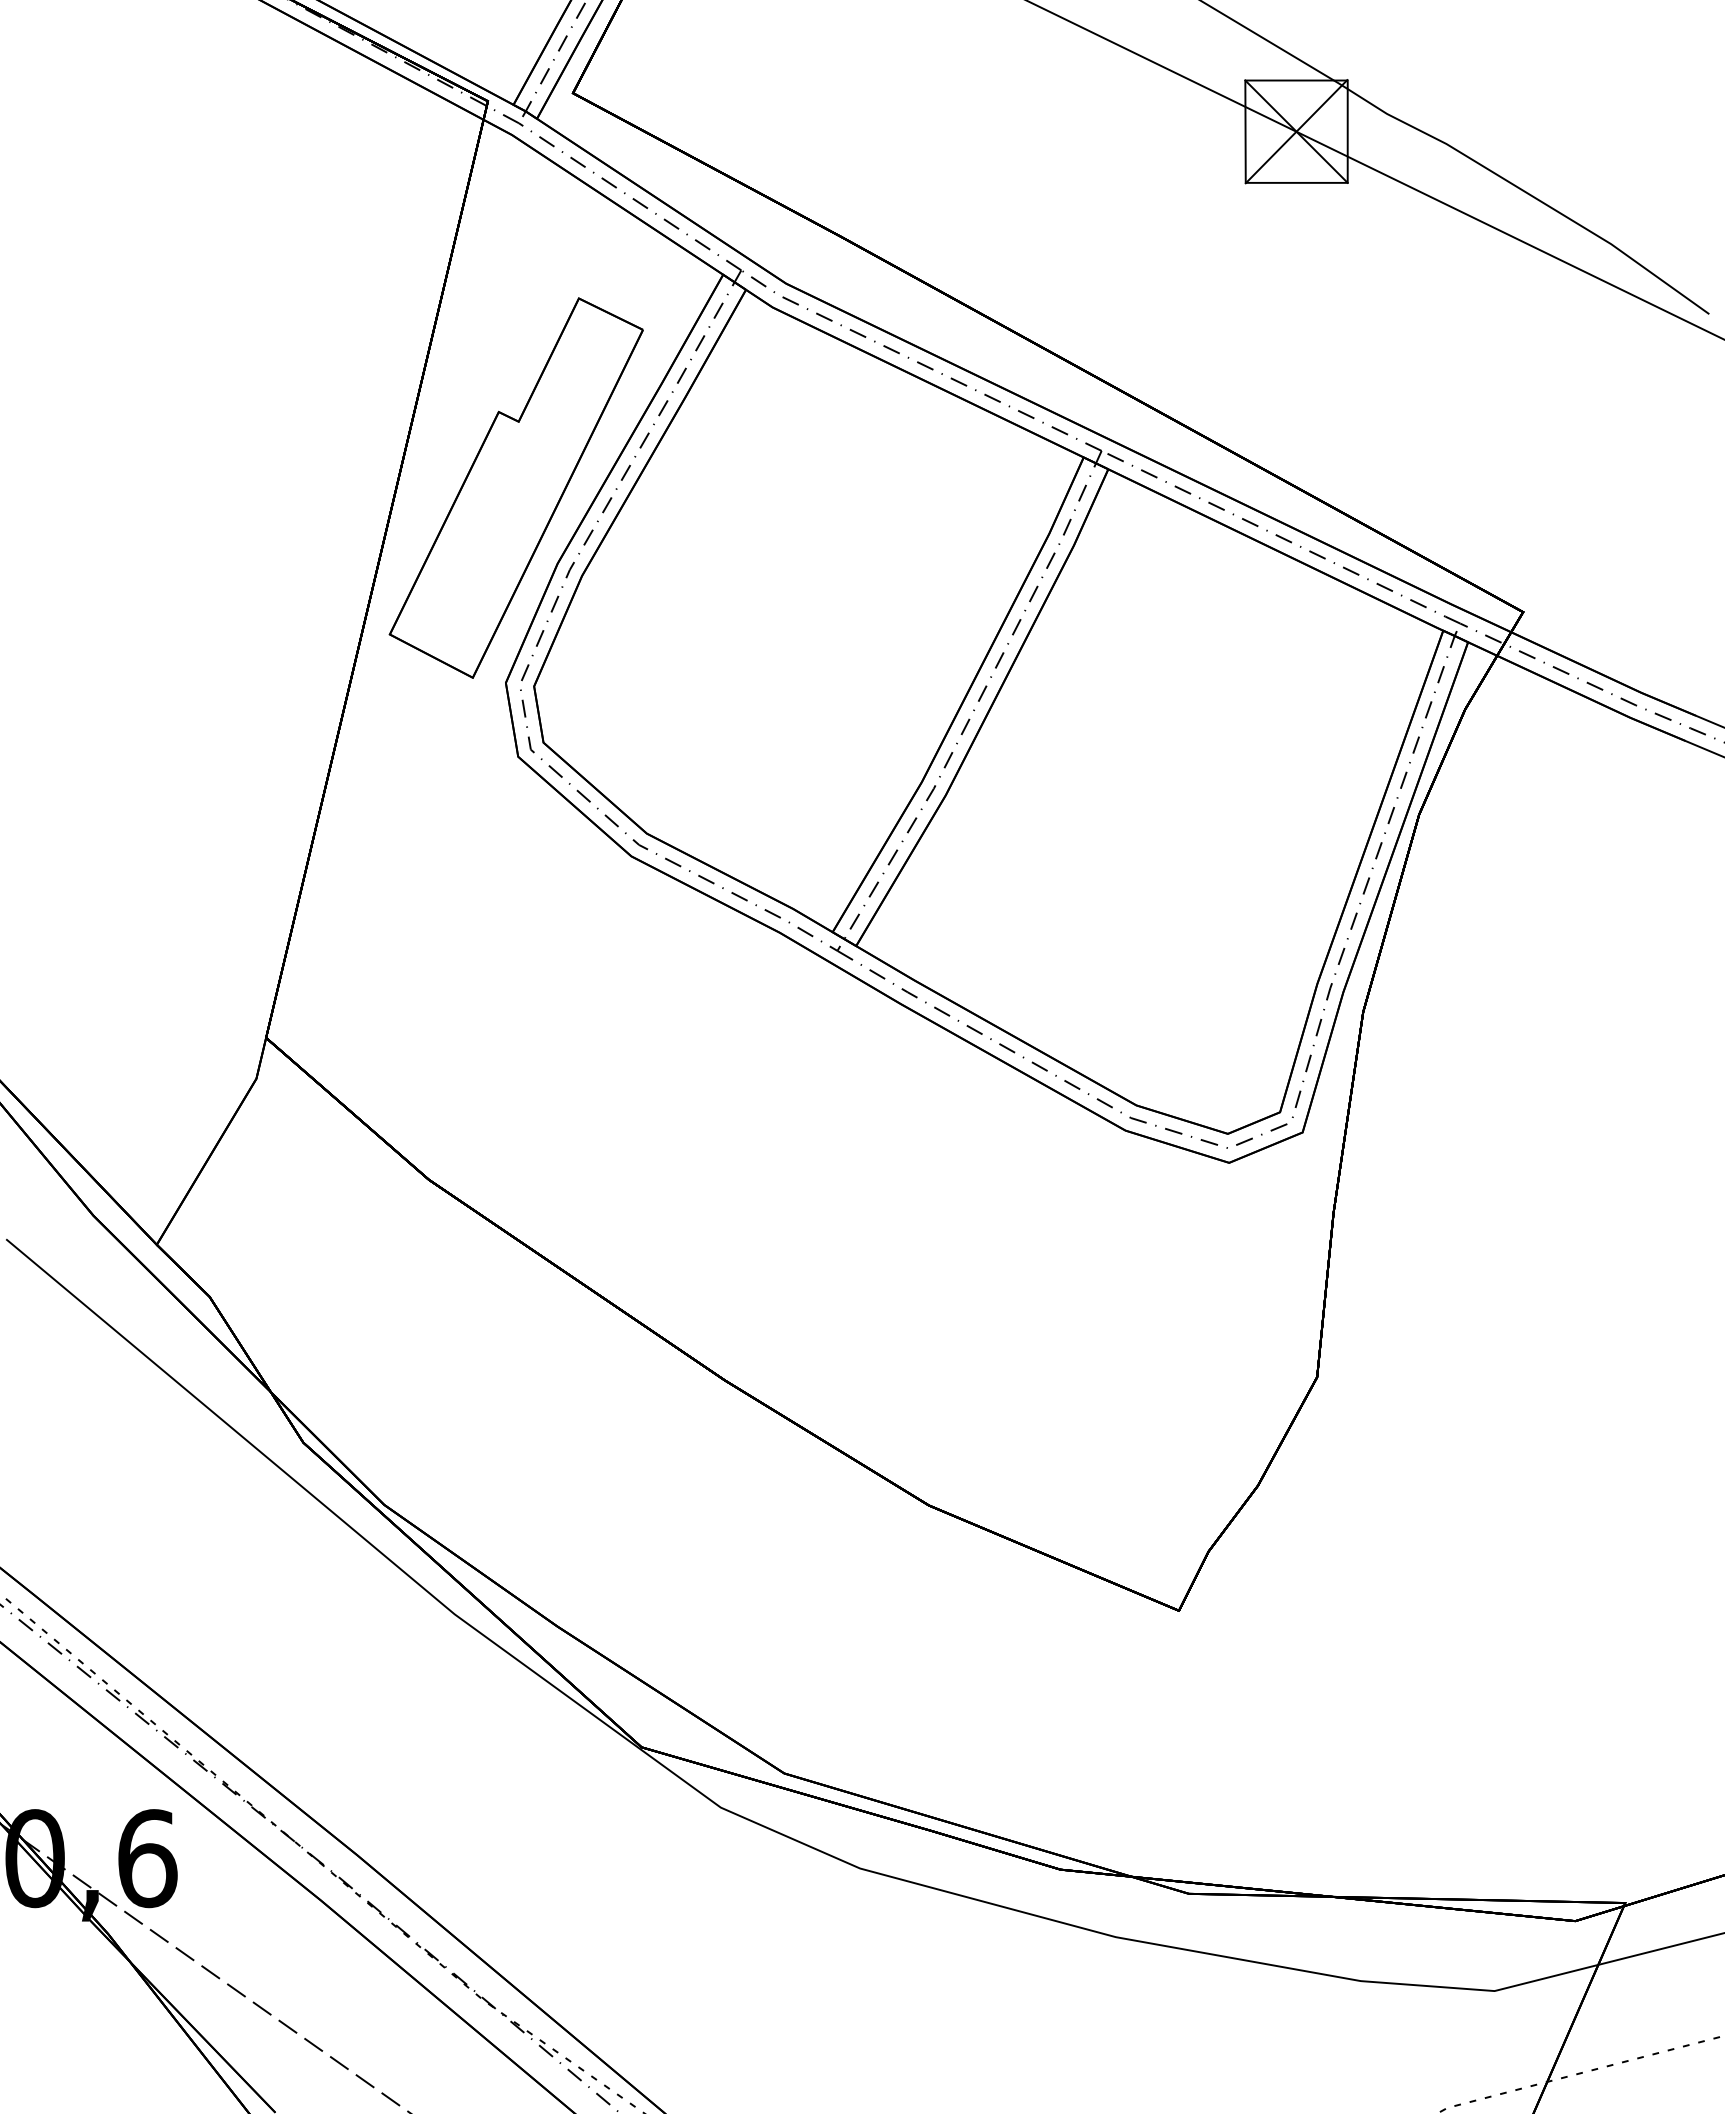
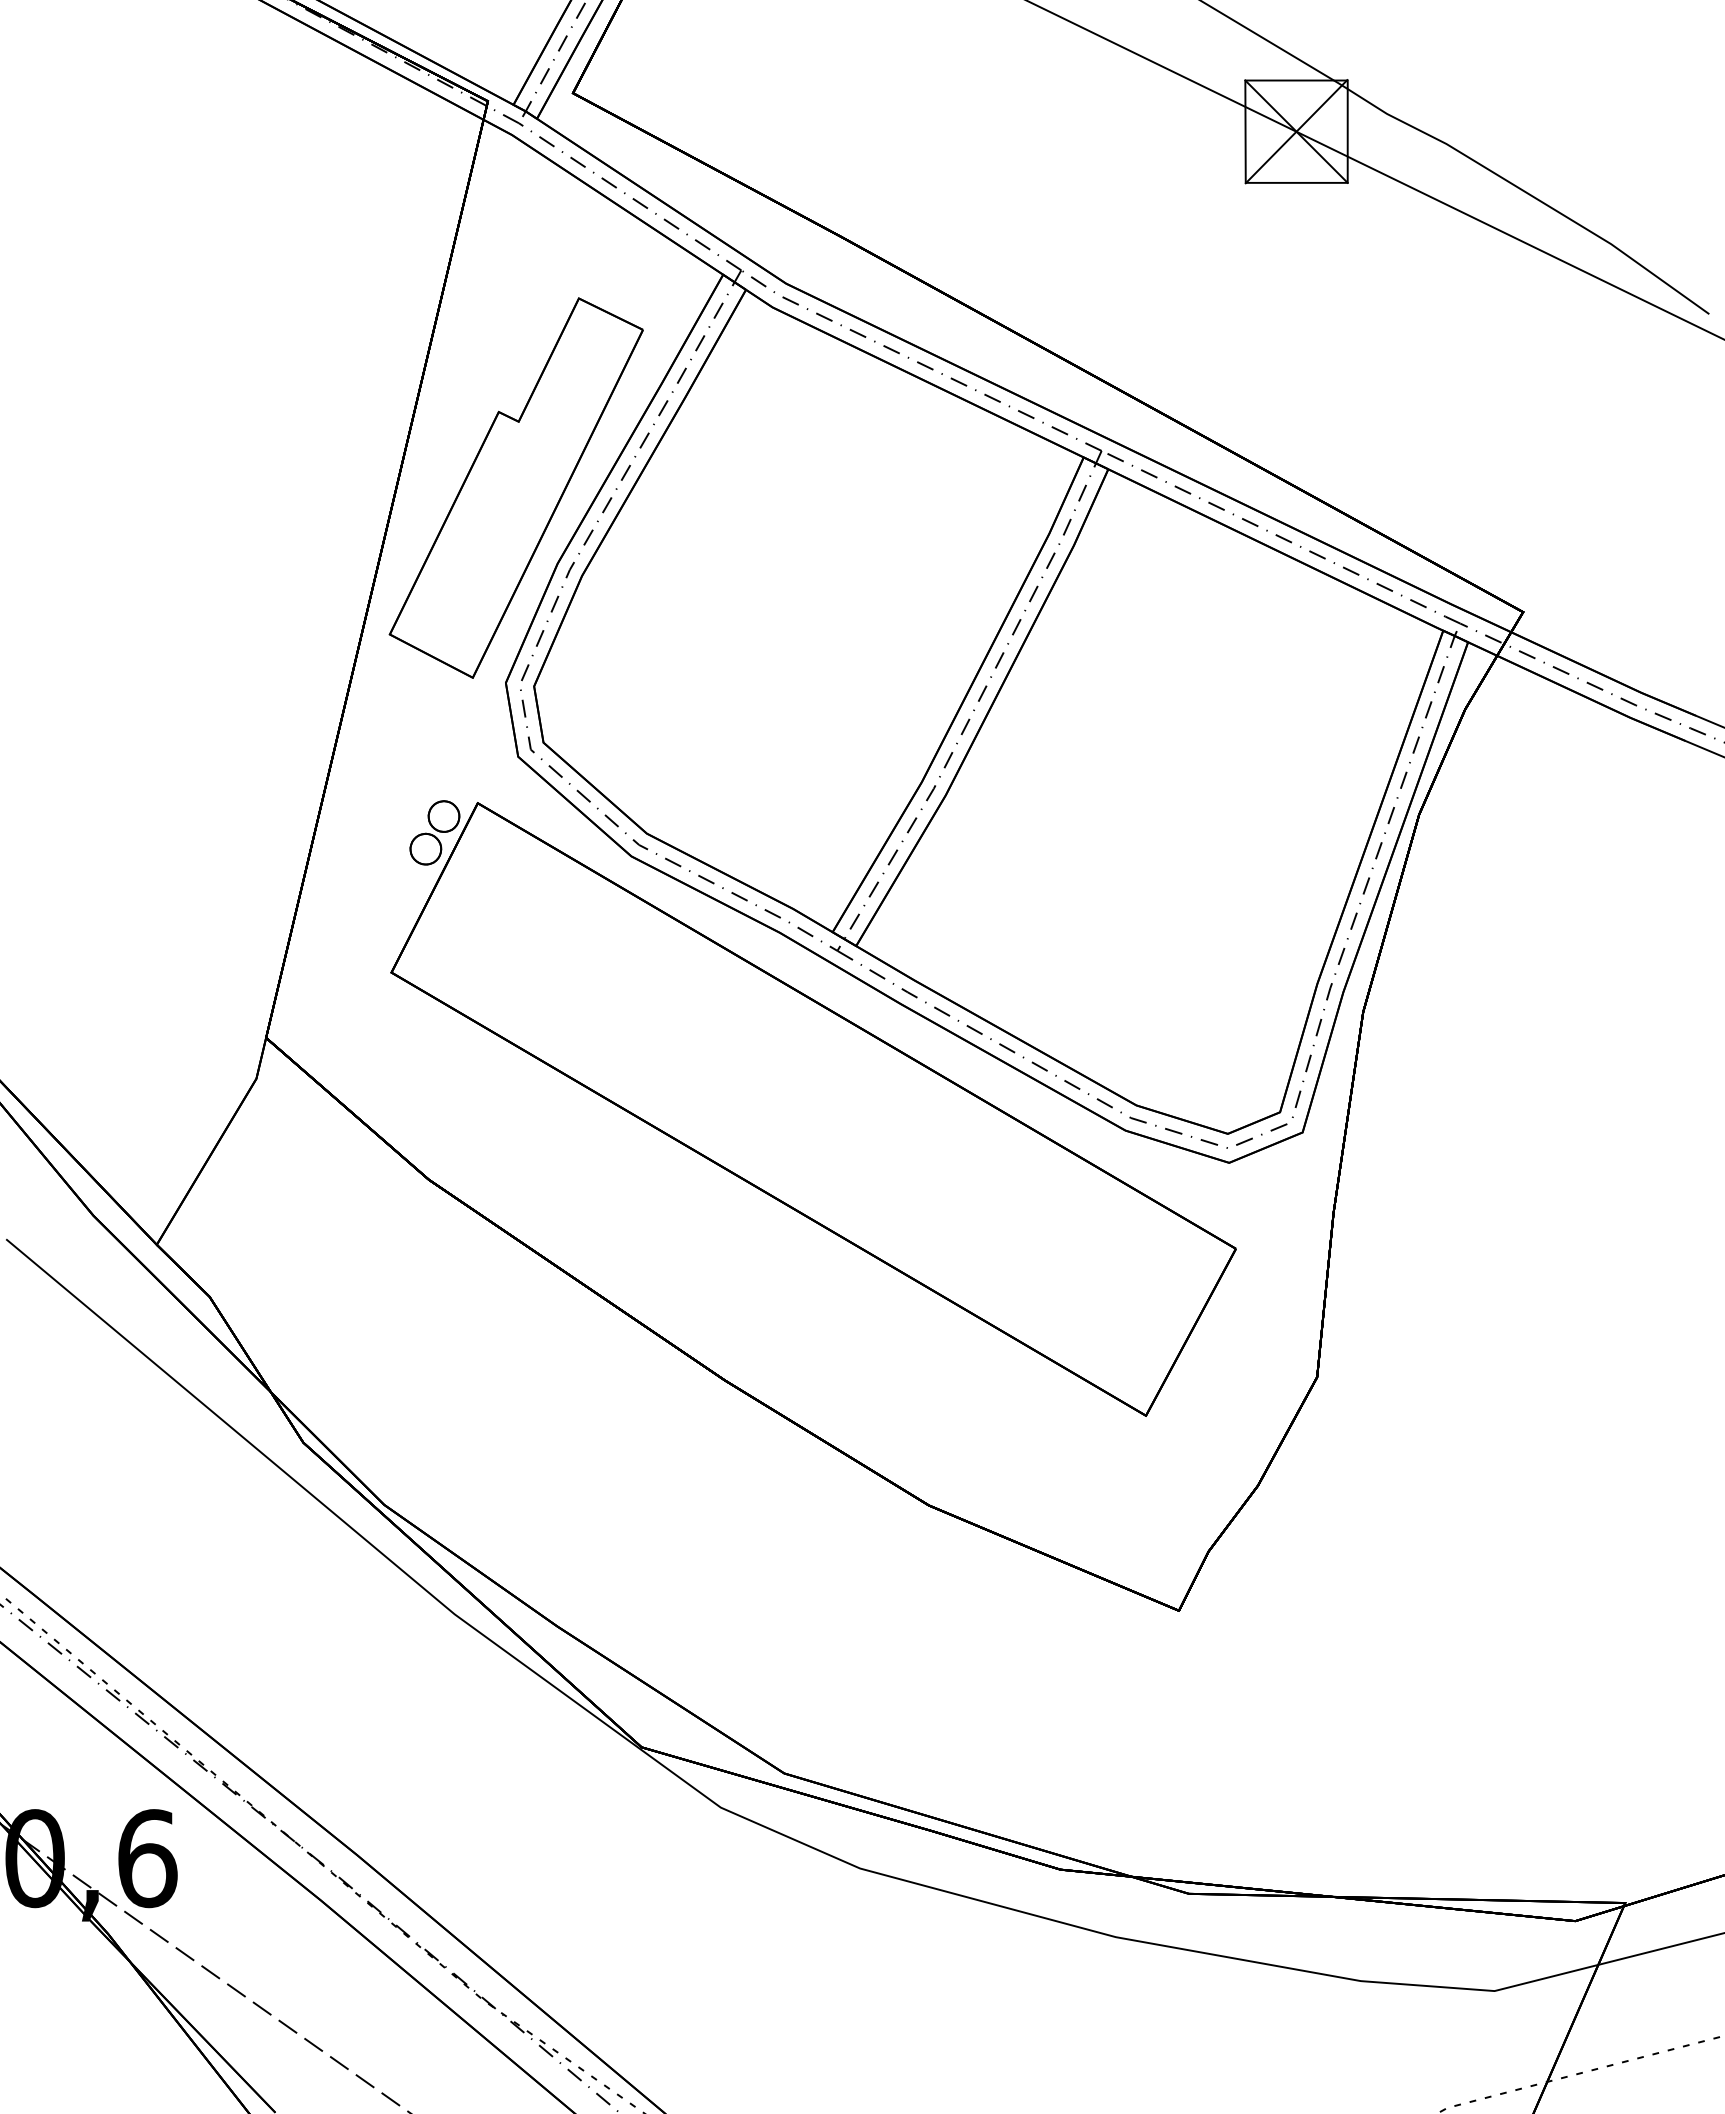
part: none -> present (813, 1108)
